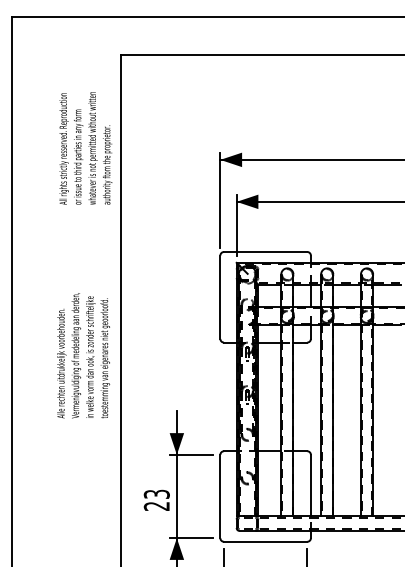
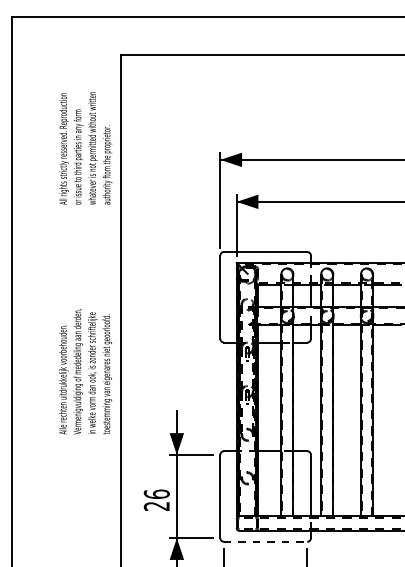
text position: (83, 355) -> (85, 371) (85, 371)
text: 23 -> 26 (156, 493)
line: solid -> dashed (265, 541)
